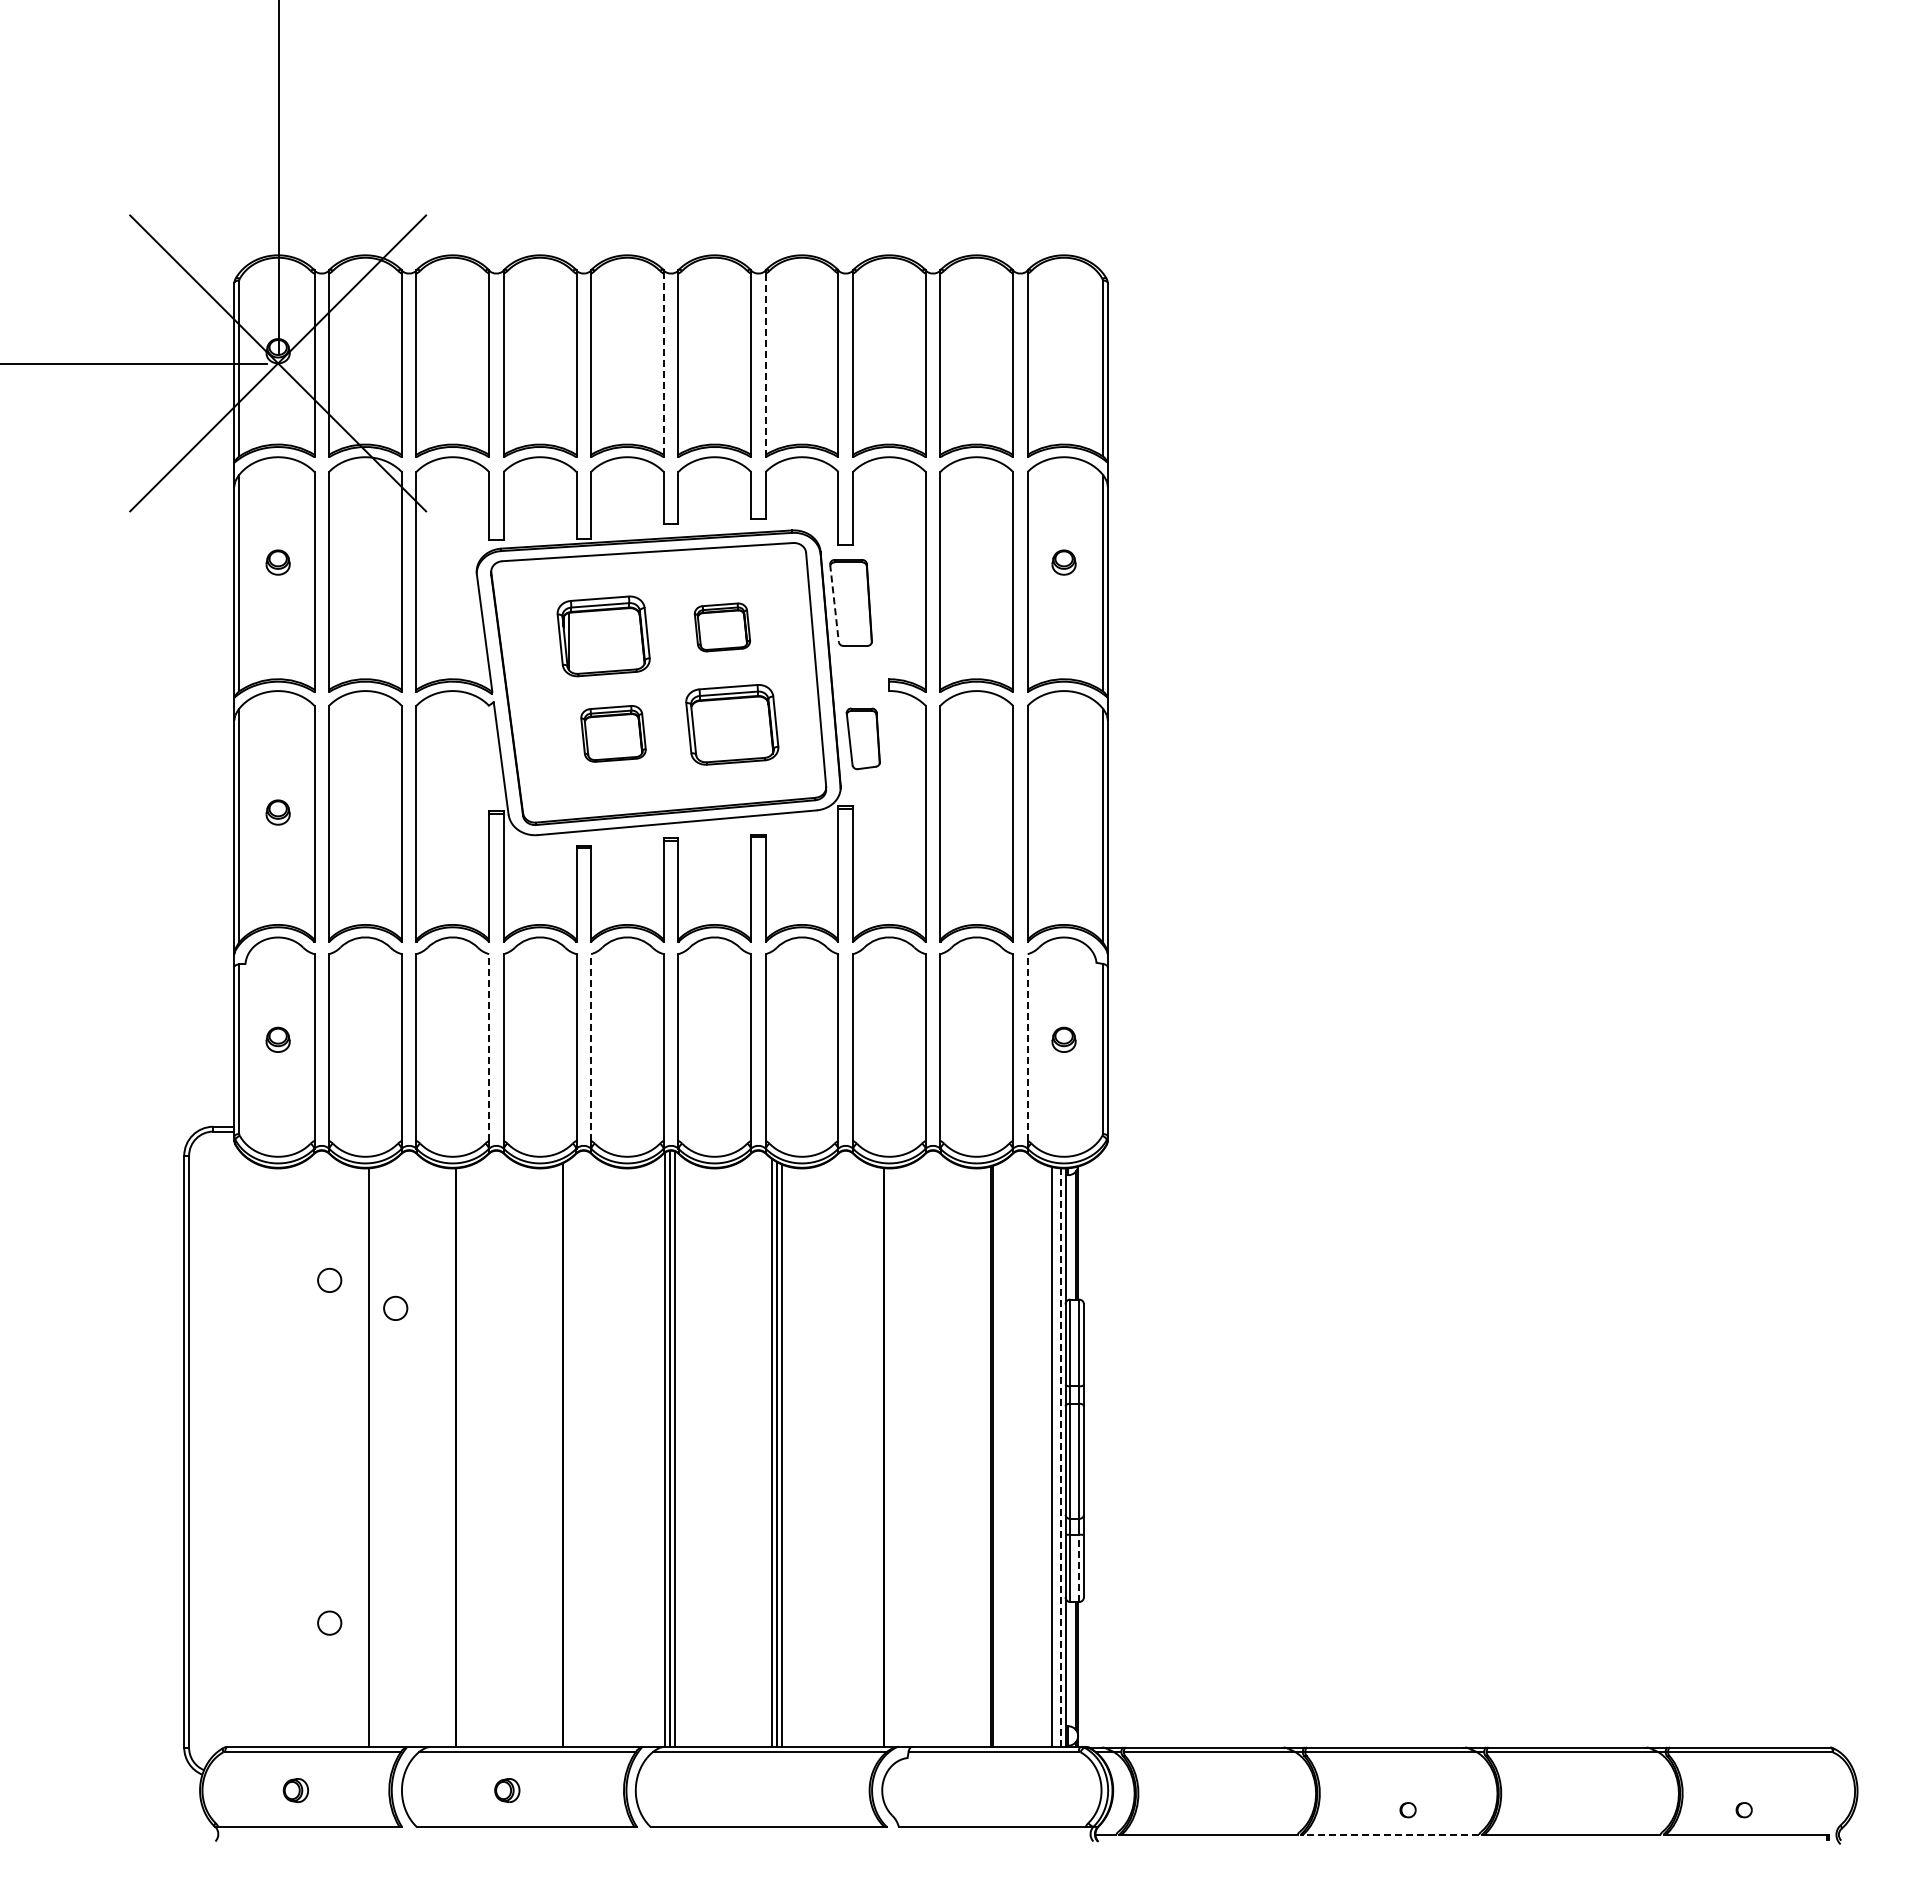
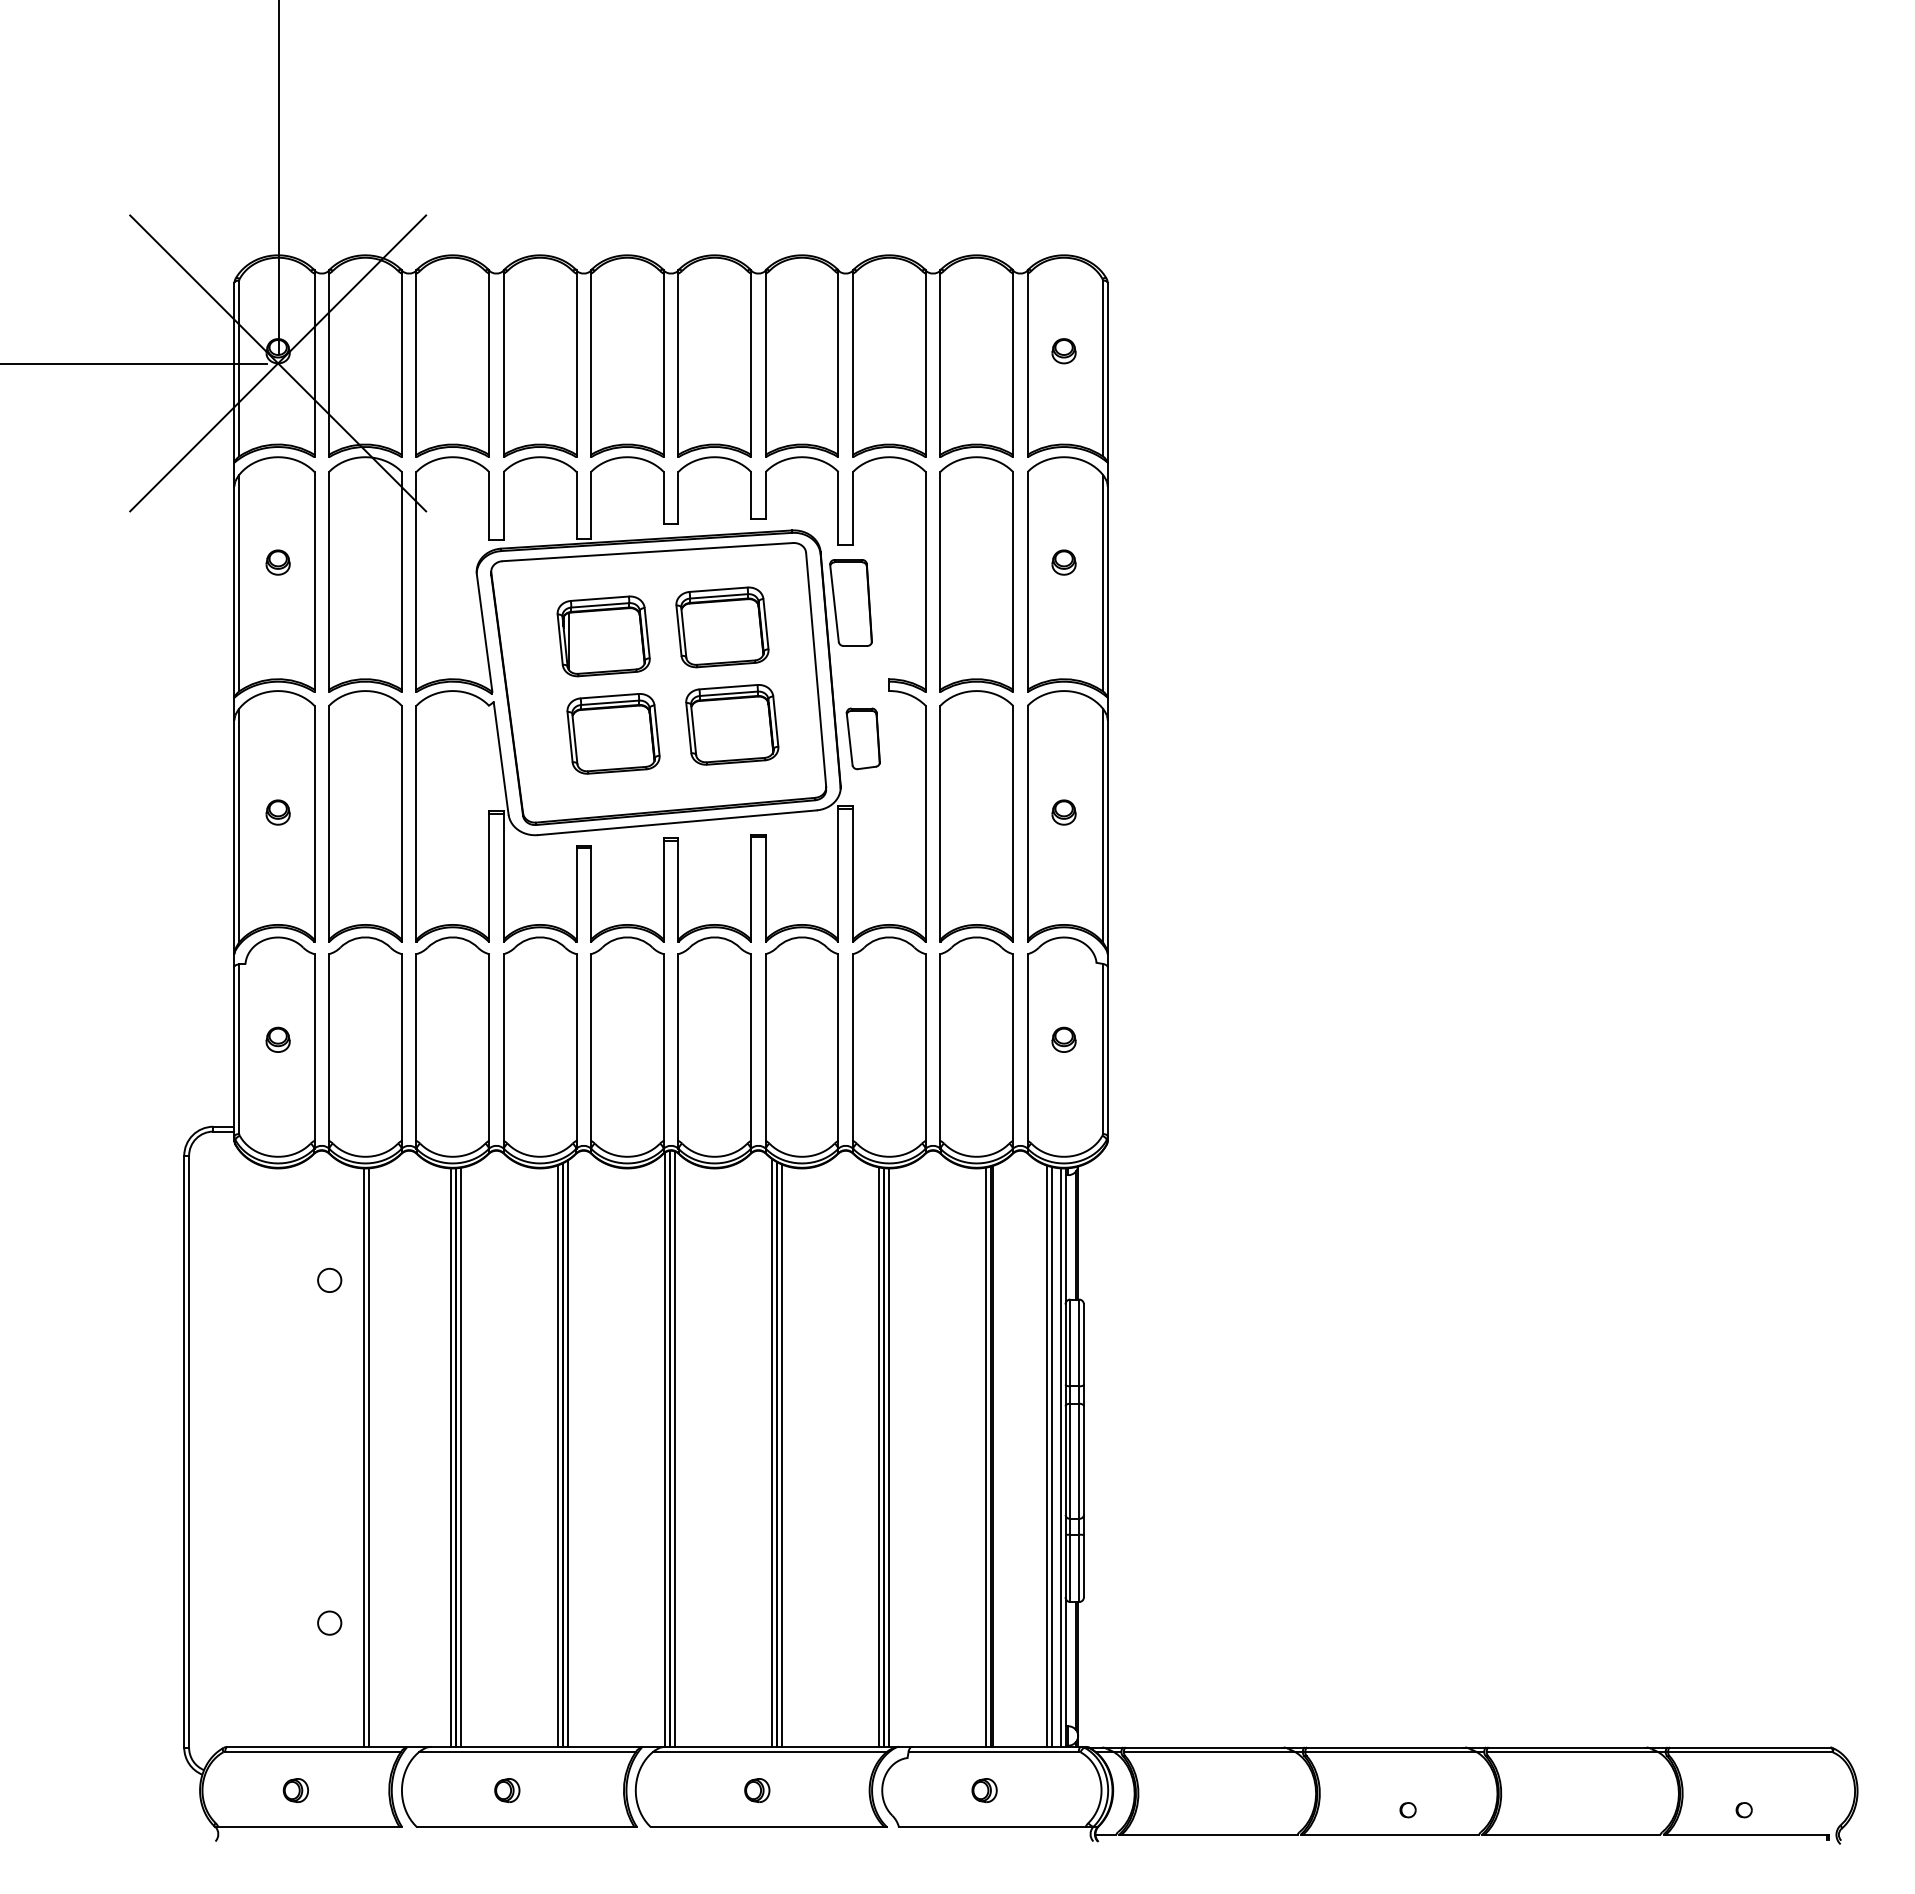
part: none -> present (1063, 351)
line: dashed -> solid (663, 364)
line: dashed -> solid (765, 364)
line: dashed -> solid (834, 603)
part size: 59x51 px -> 95x83 px (722, 627)
part size: 67x58 px -> 95x82 px (613, 733)
part: none -> present (1063, 812)
line: dashed -> solid (489, 1047)
line: dashed -> solid (591, 1047)
line: dashed -> solid (1027, 1047)
circle: present -> none (395, 1307)
line: none -> present (568, 1453)
line: none -> present (558, 1455)
line: none -> present (1047, 1455)
line: none -> present (461, 1456)
line: none -> present (879, 1456)
line: none -> present (985, 1456)
line: none -> present (363, 1457)
line: none -> present (451, 1457)
line: none -> present (888, 1457)
line: dashed -> solid (1060, 1457)
line: dashed -> solid (1079, 1568)
part: none -> present (757, 1790)
part: none -> present (984, 1790)
line: dashed -> solid (1391, 1834)
